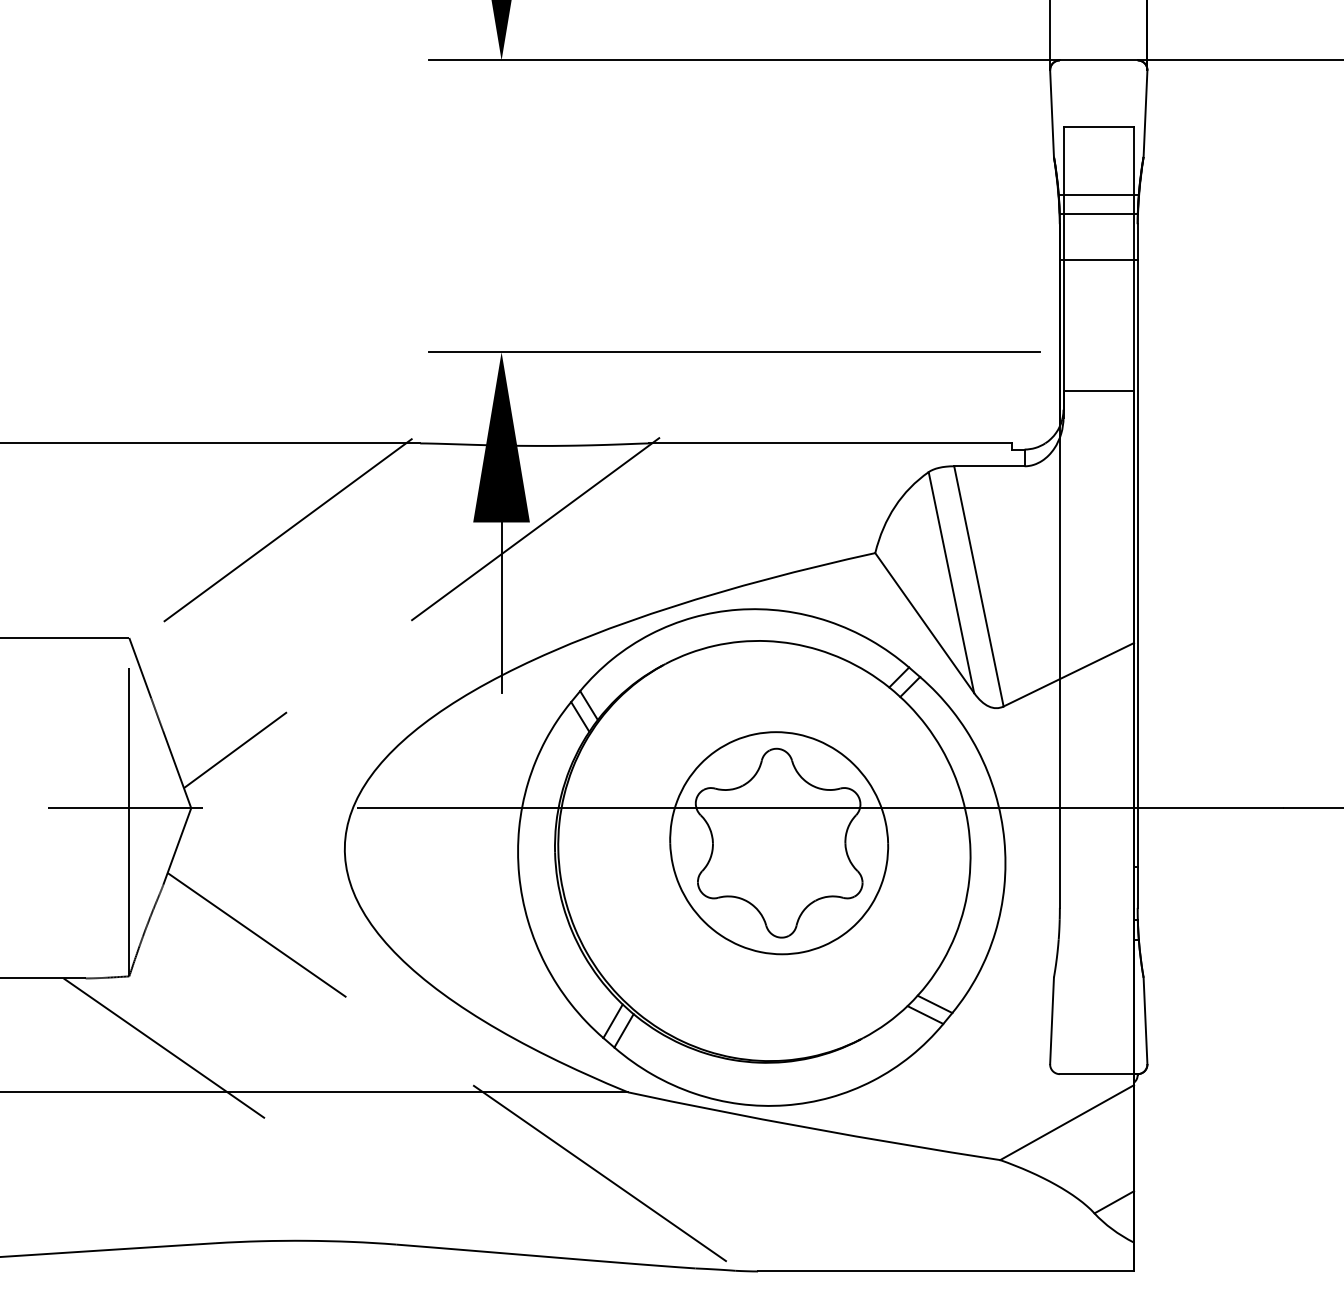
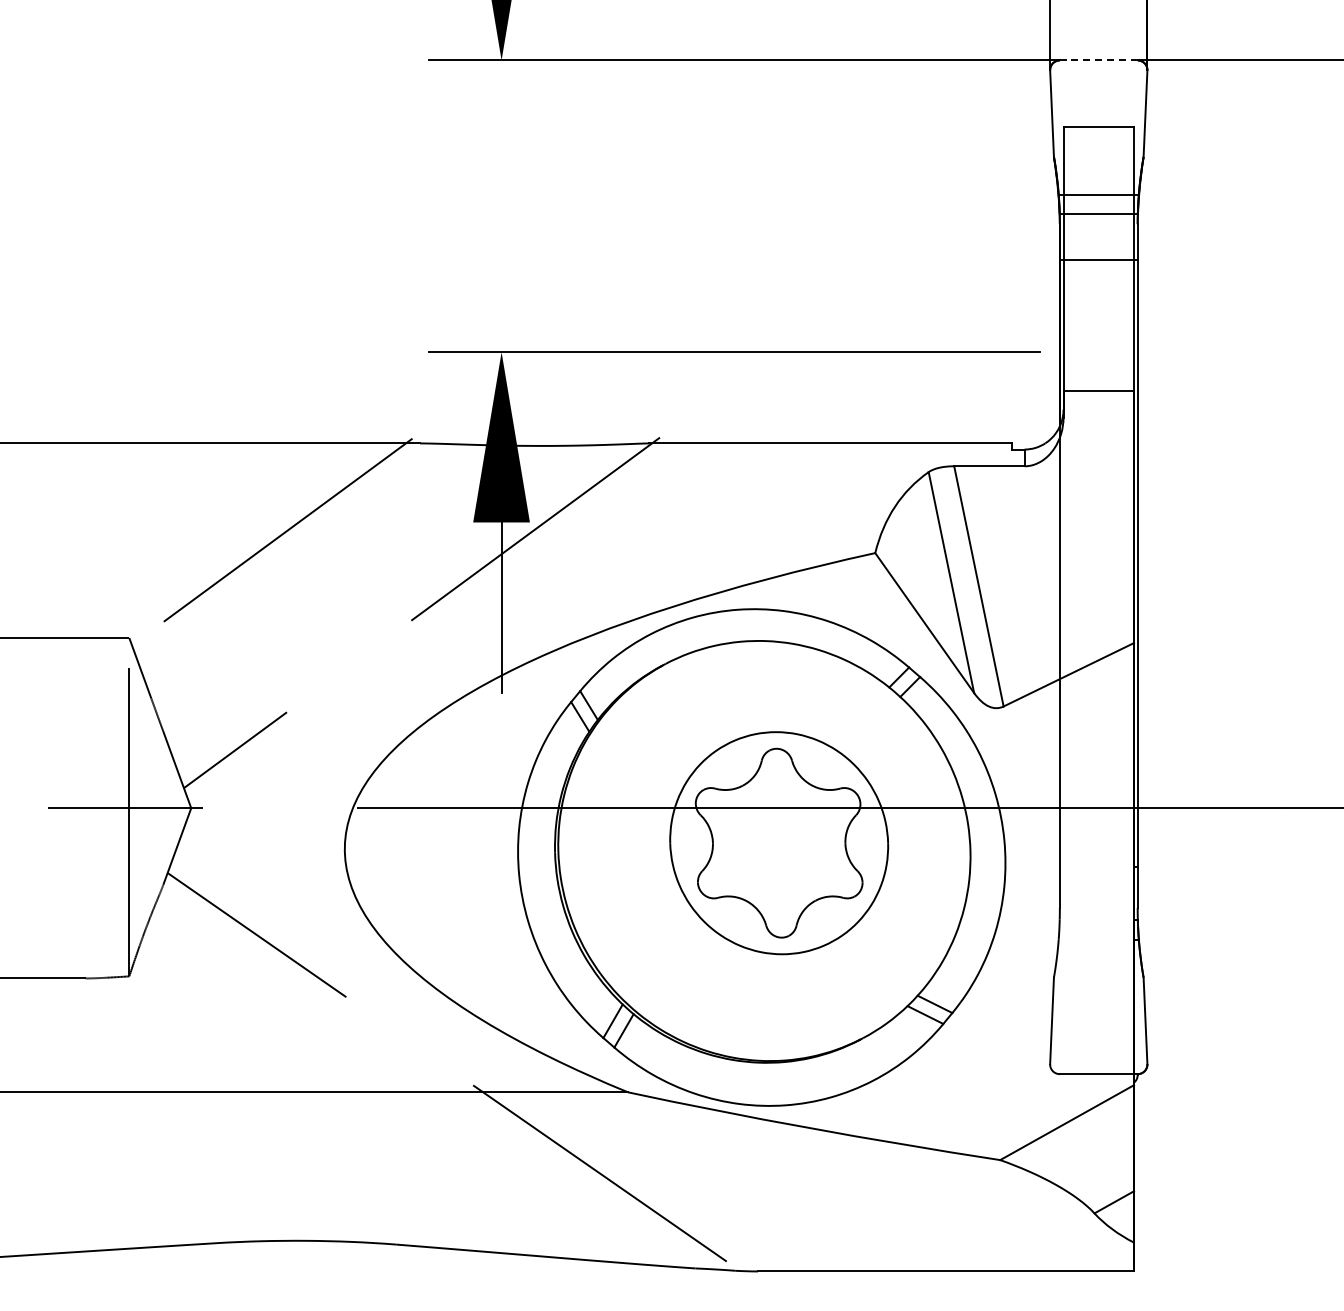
line: solid -> dashed (1098, 60)
line: present -> none (163, 1048)
